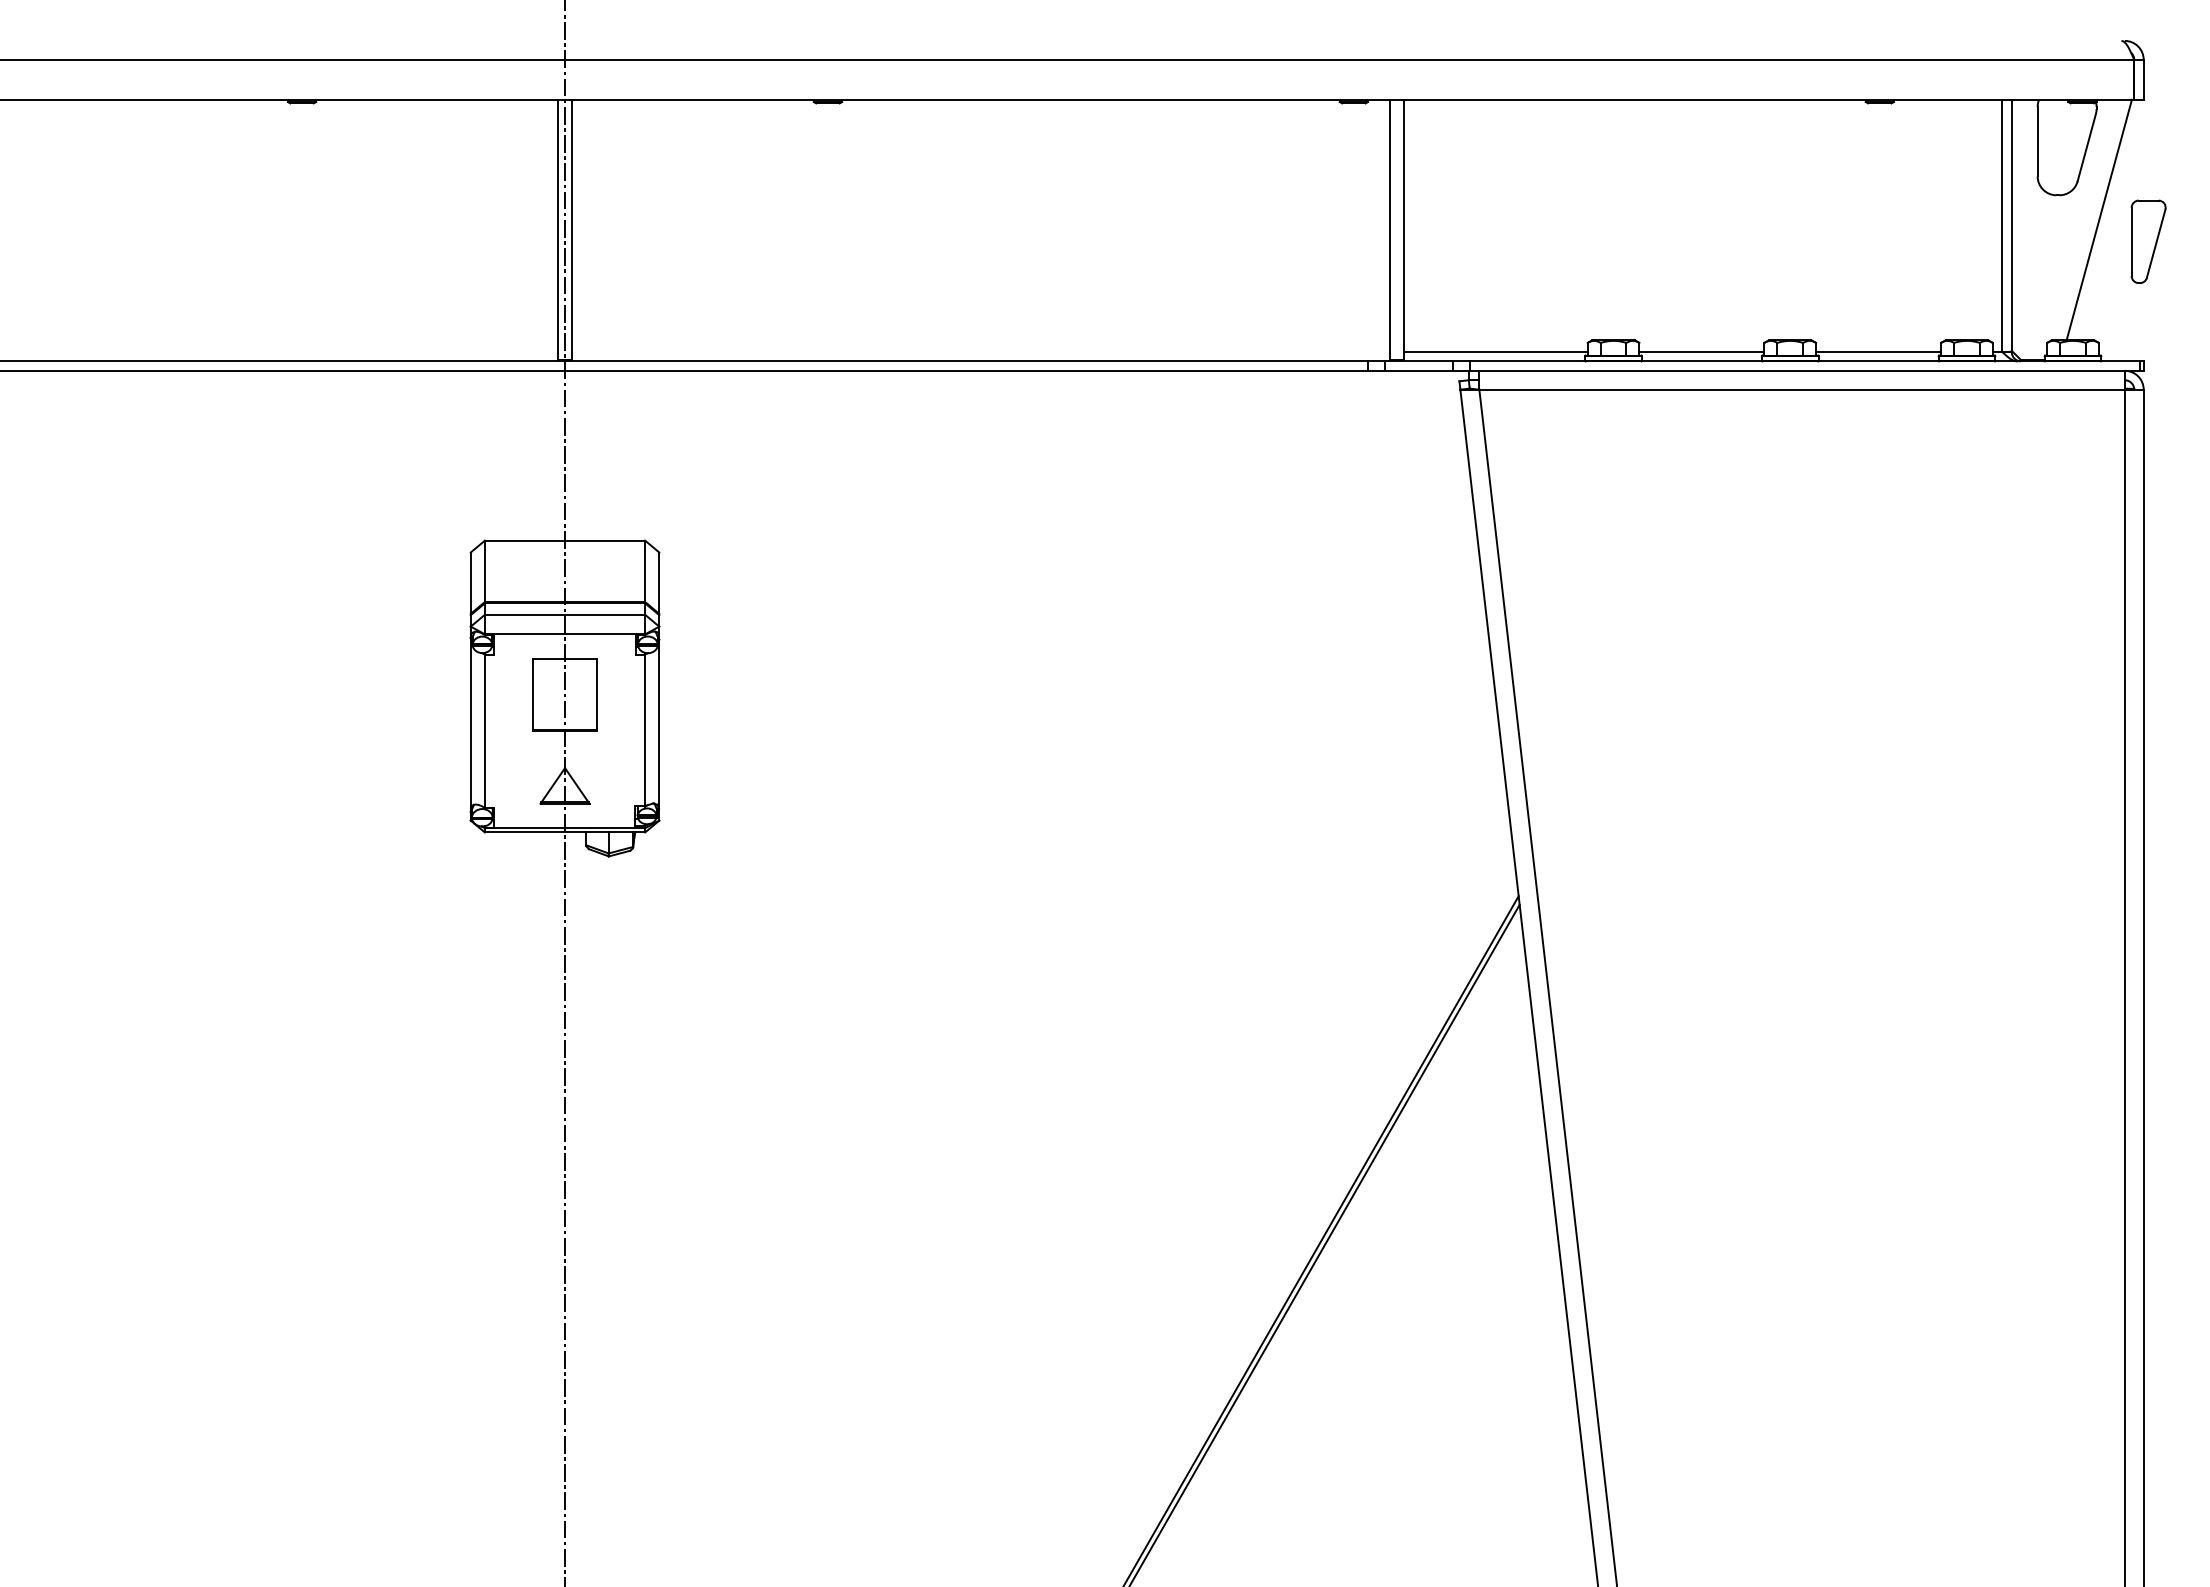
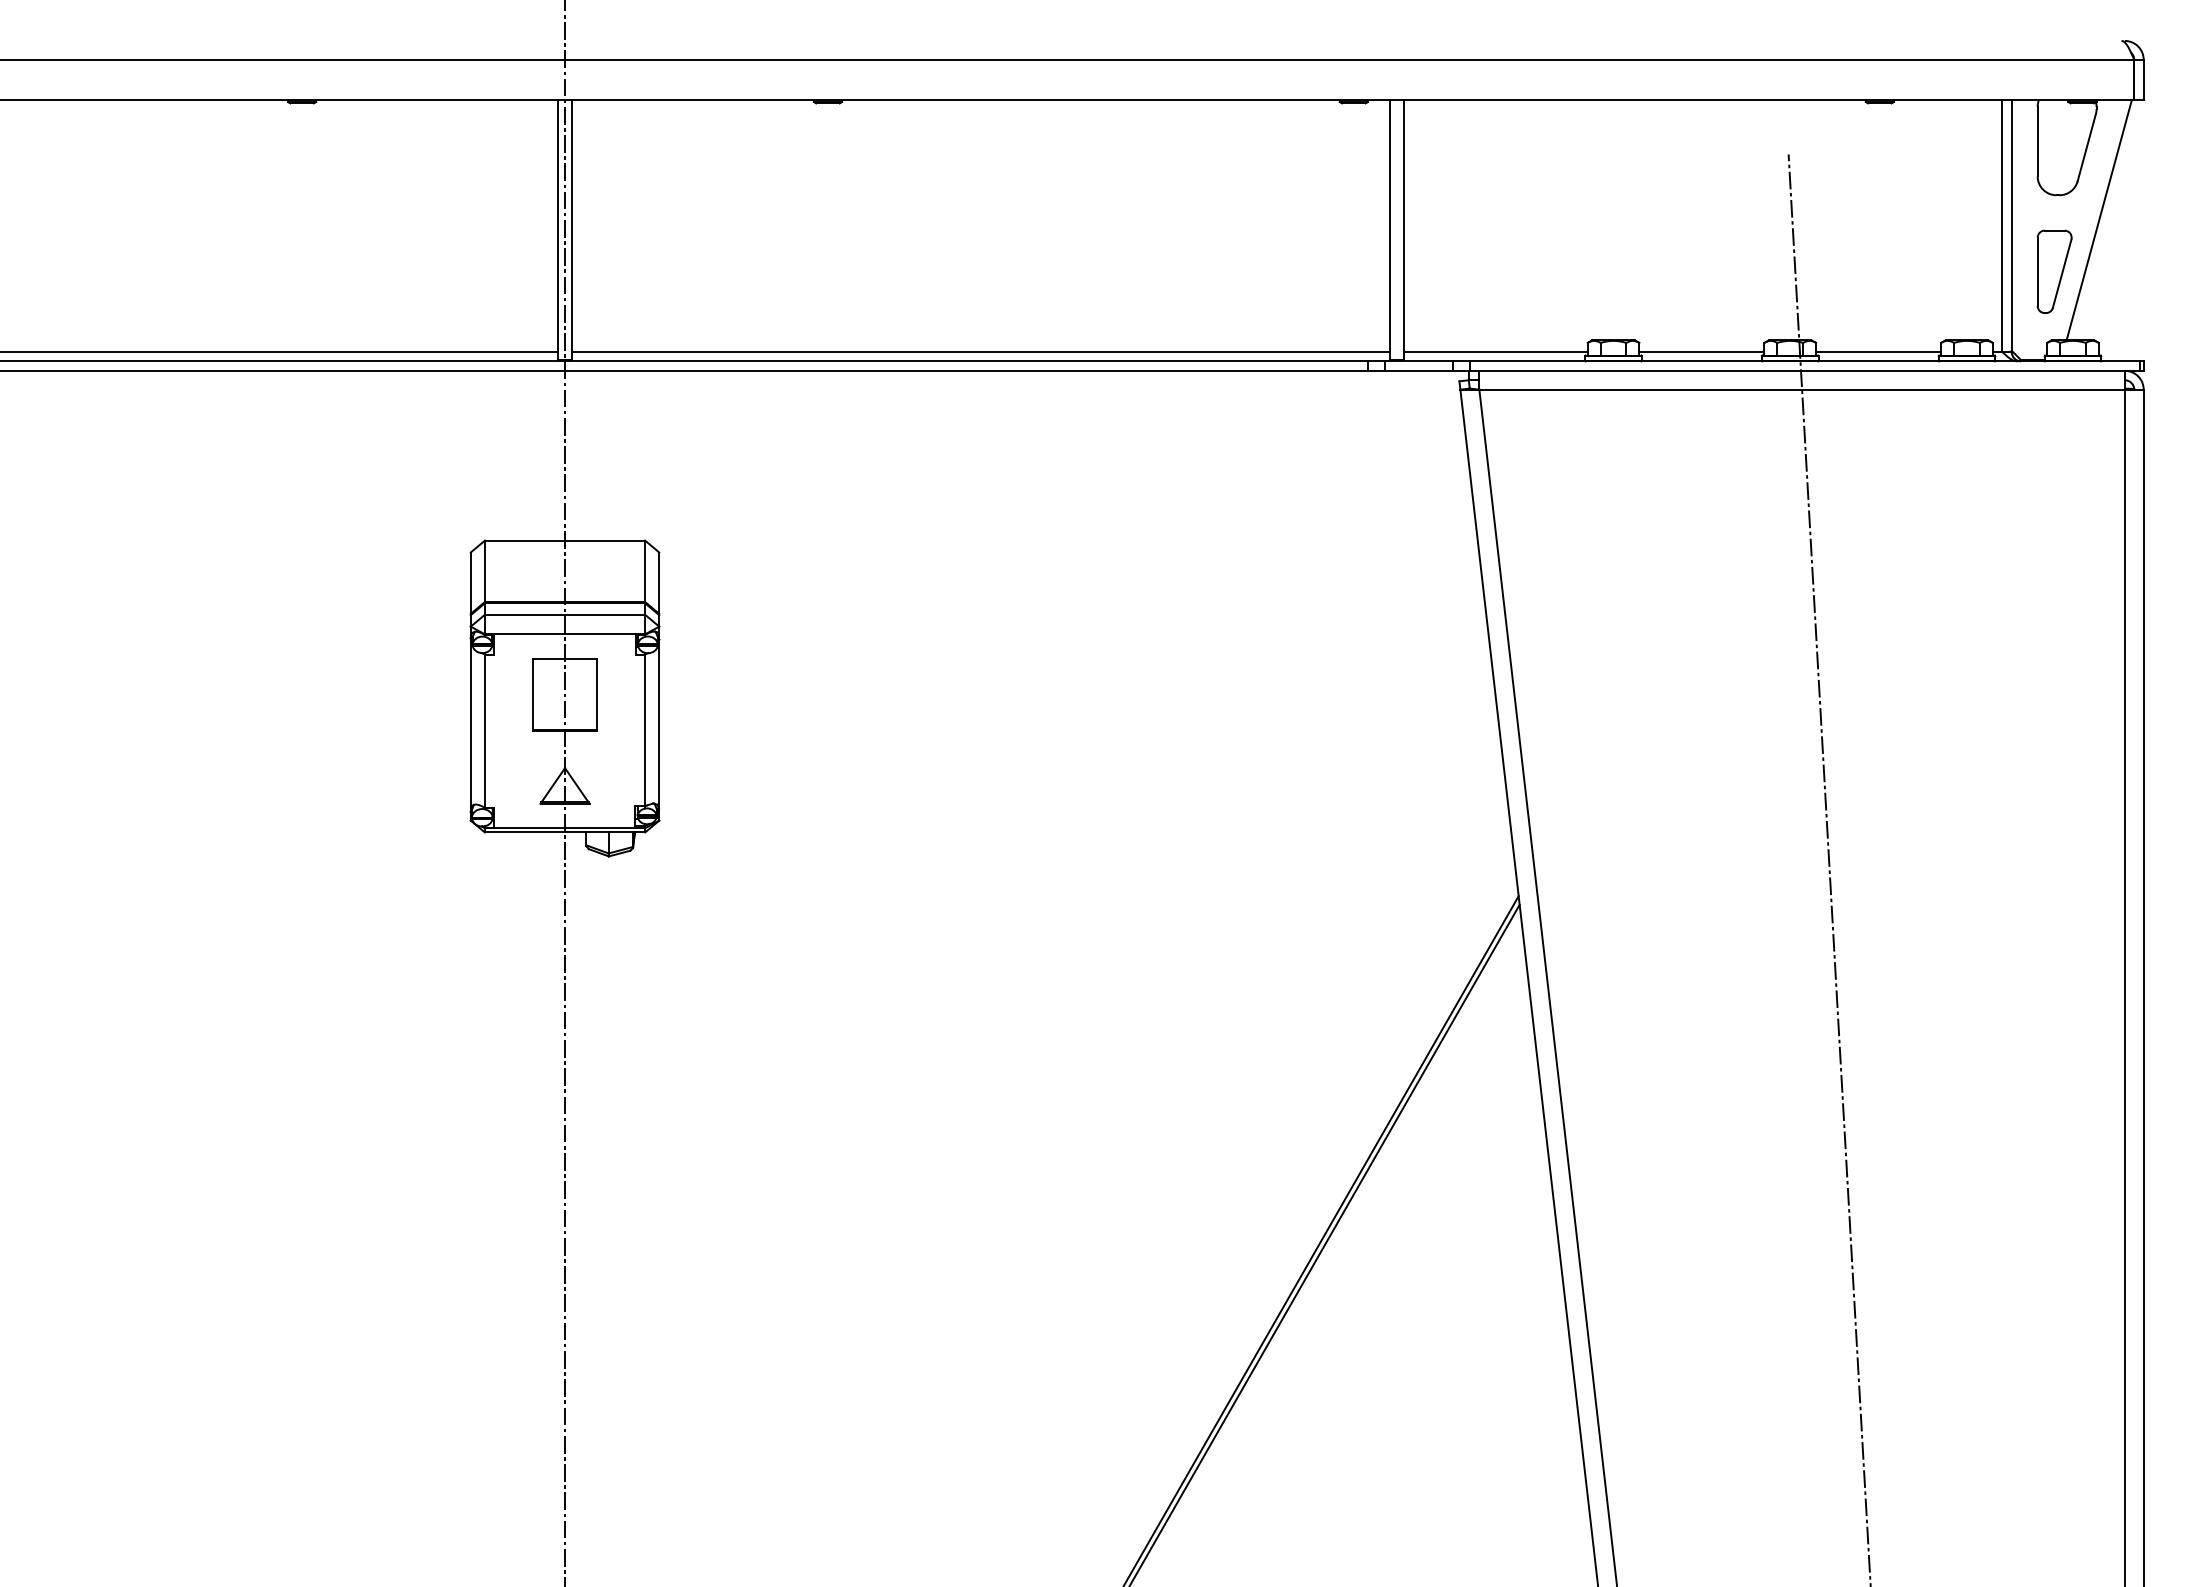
part position: (2148, 241) -> (2054, 271) (2054, 271)
line: none -> present (279, 351)
line: none -> present (980, 351)
line: none -> present (1829, 868)
